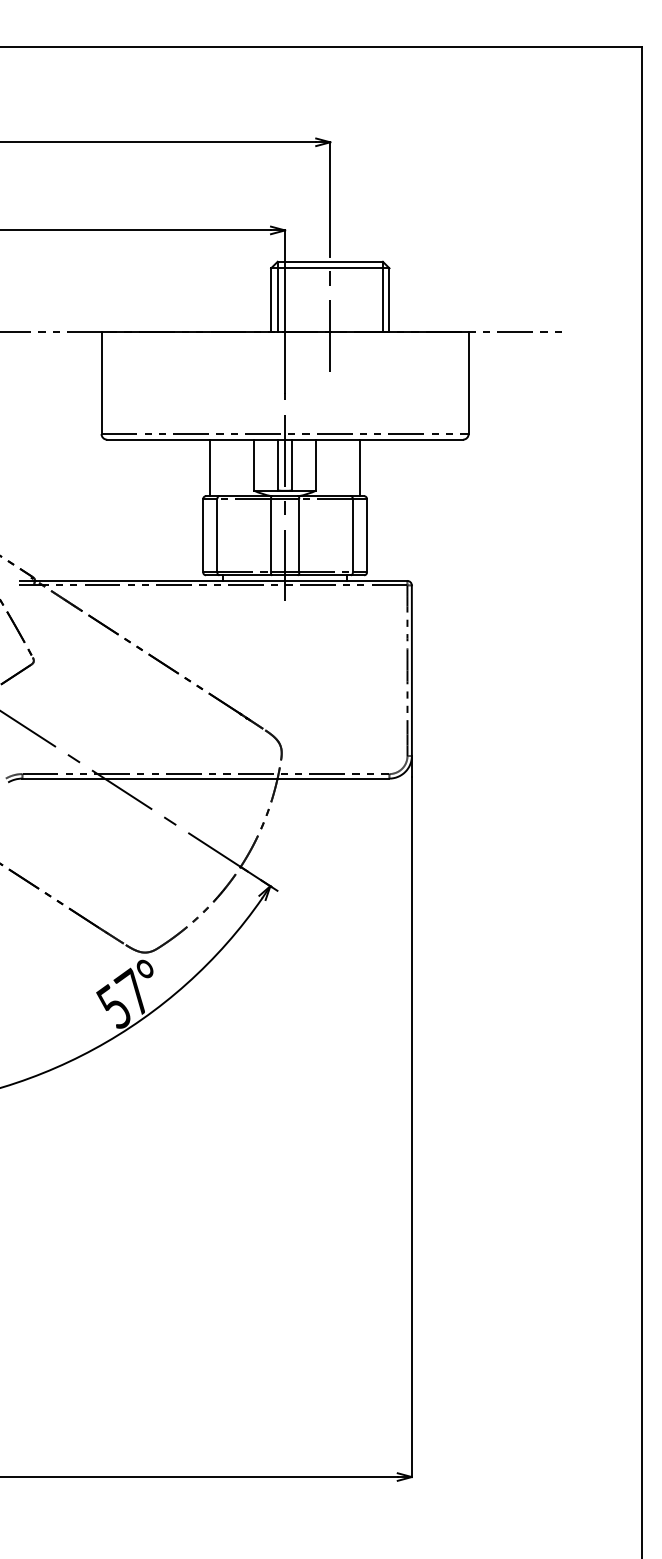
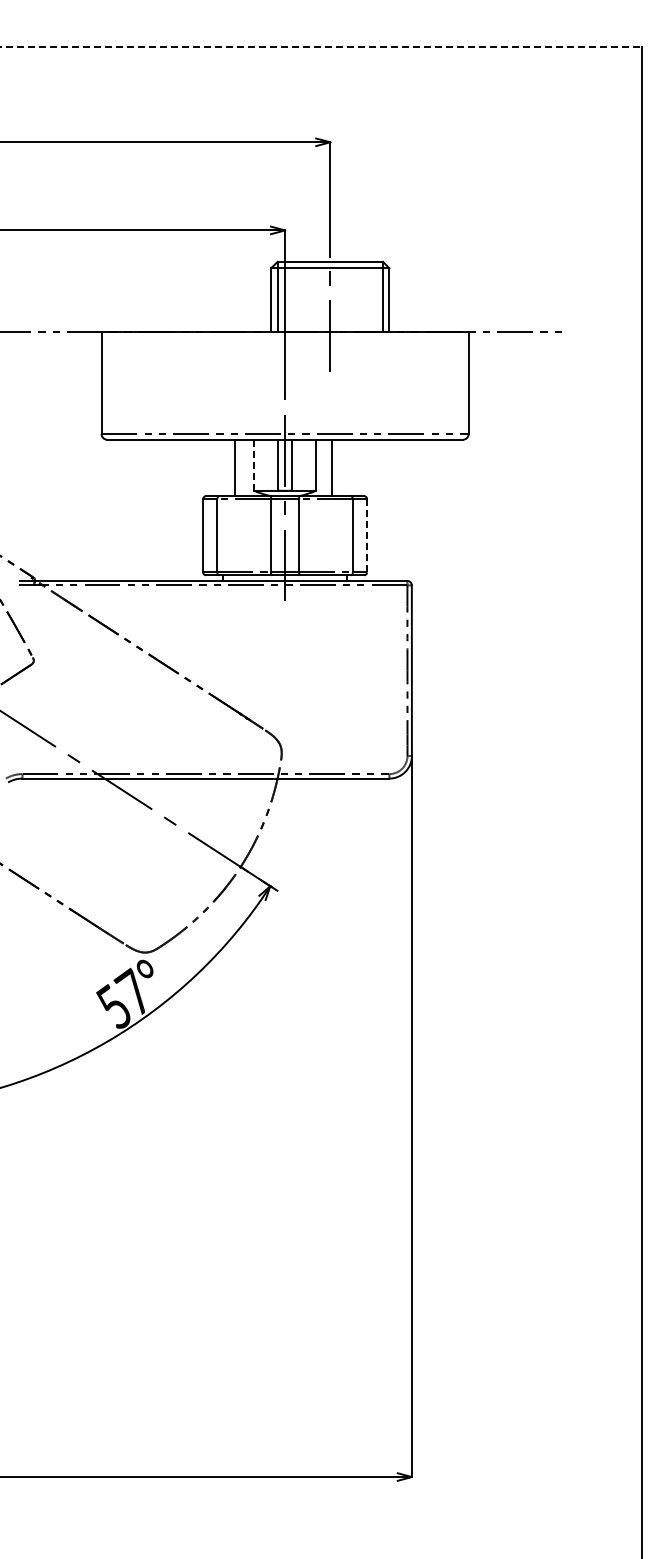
line: solid -> dashed (321, 46)
line: solid -> dashed (253, 465)
line position: (210, 467) -> (235, 467) (235, 467)
line position: (359, 467) -> (331, 467) (331, 467)
line: solid -> dashed (367, 535)
